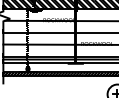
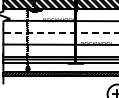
line: solid -> dashed (58, 32)
